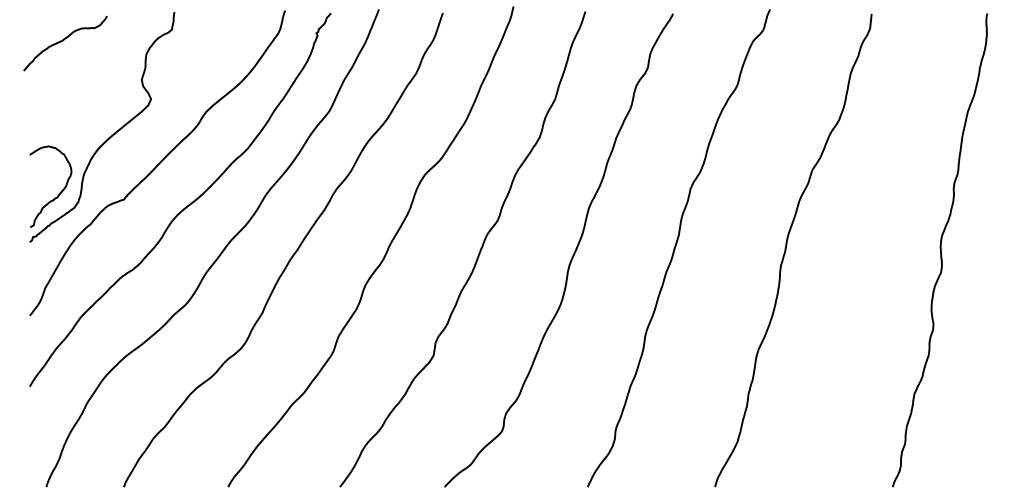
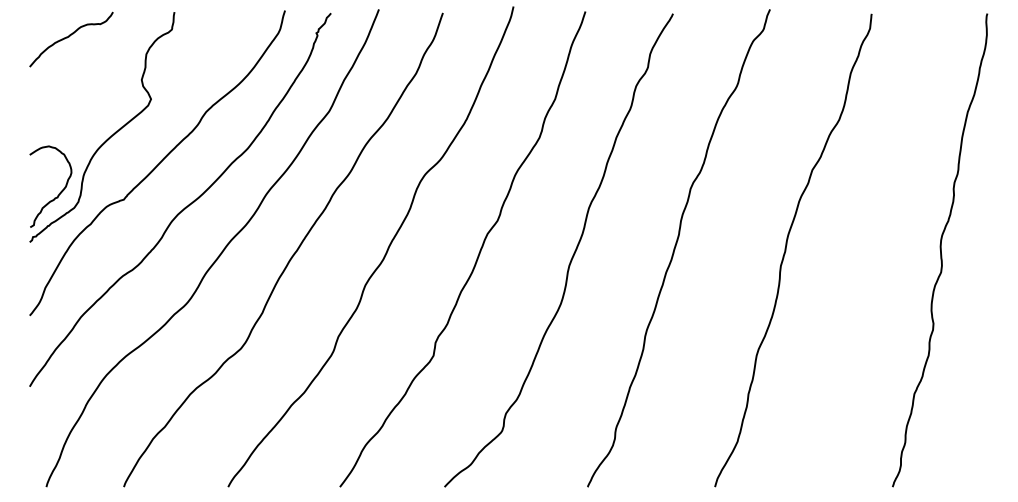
curve position: (63, 41) -> (69, 37) (69, 37)
